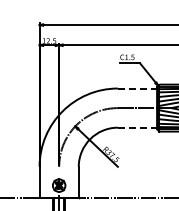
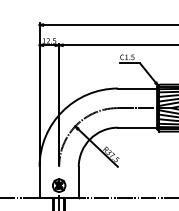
line: dashed -> solid (137, 88)
line: dashed -> solid (137, 127)
